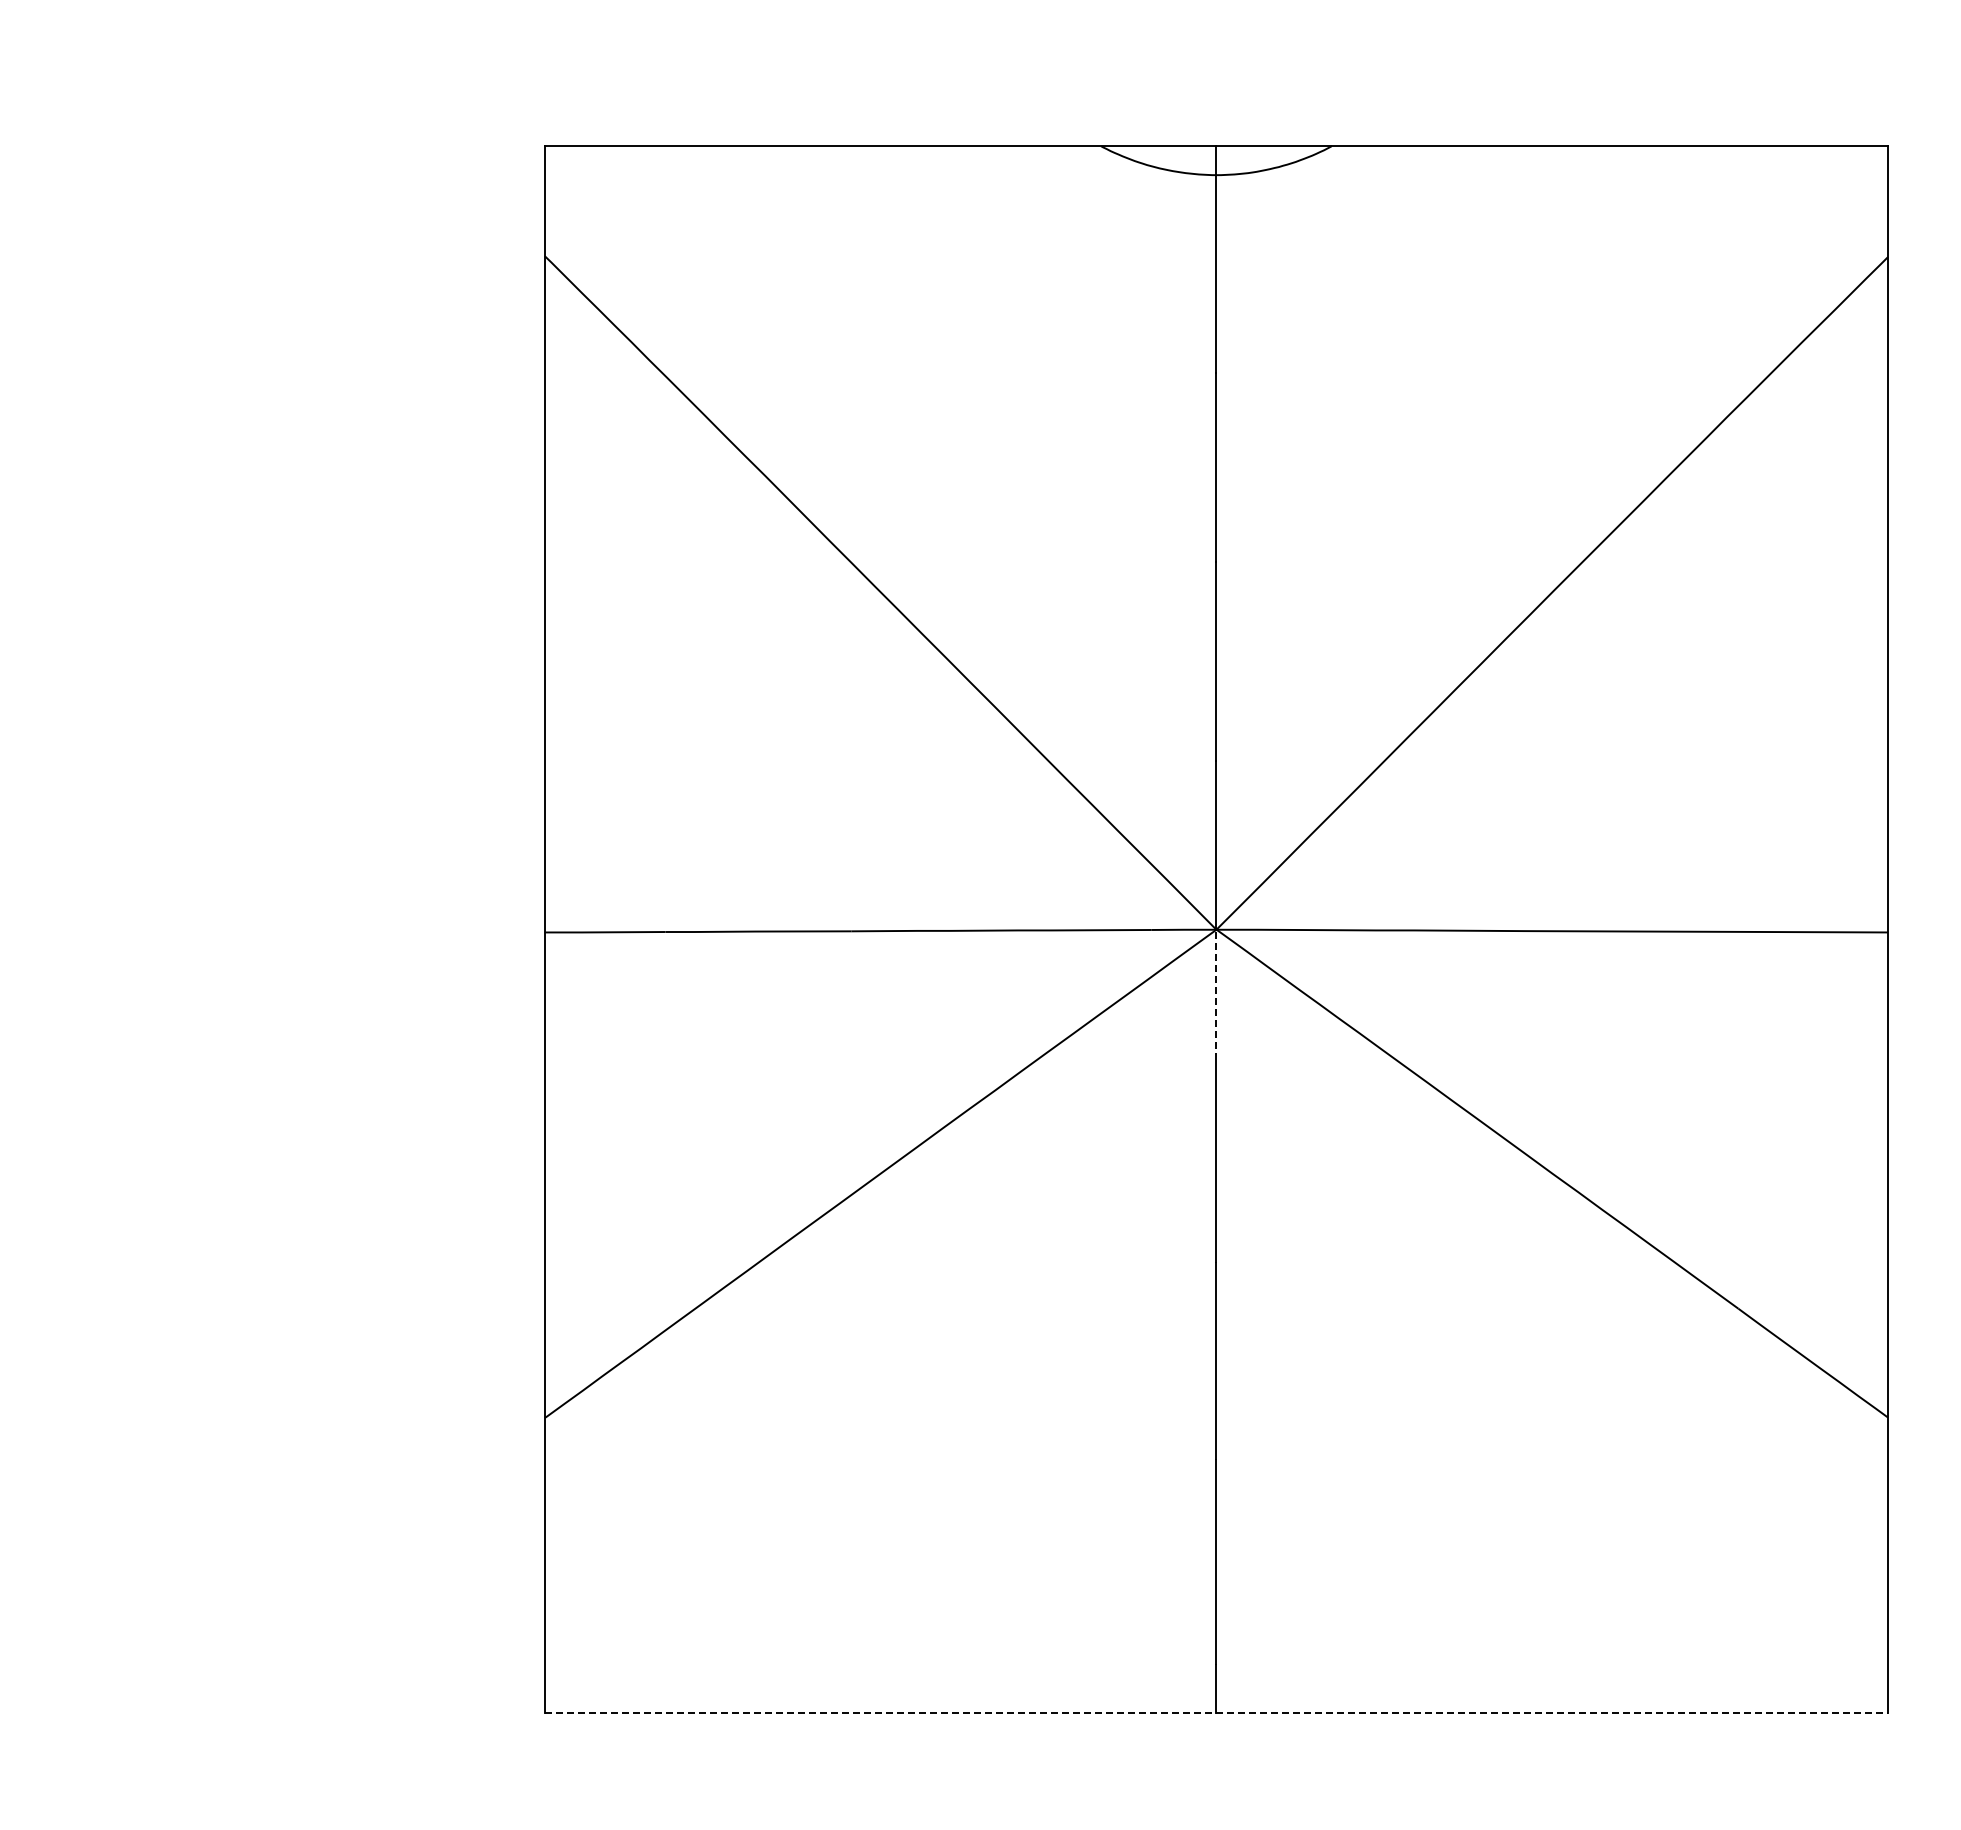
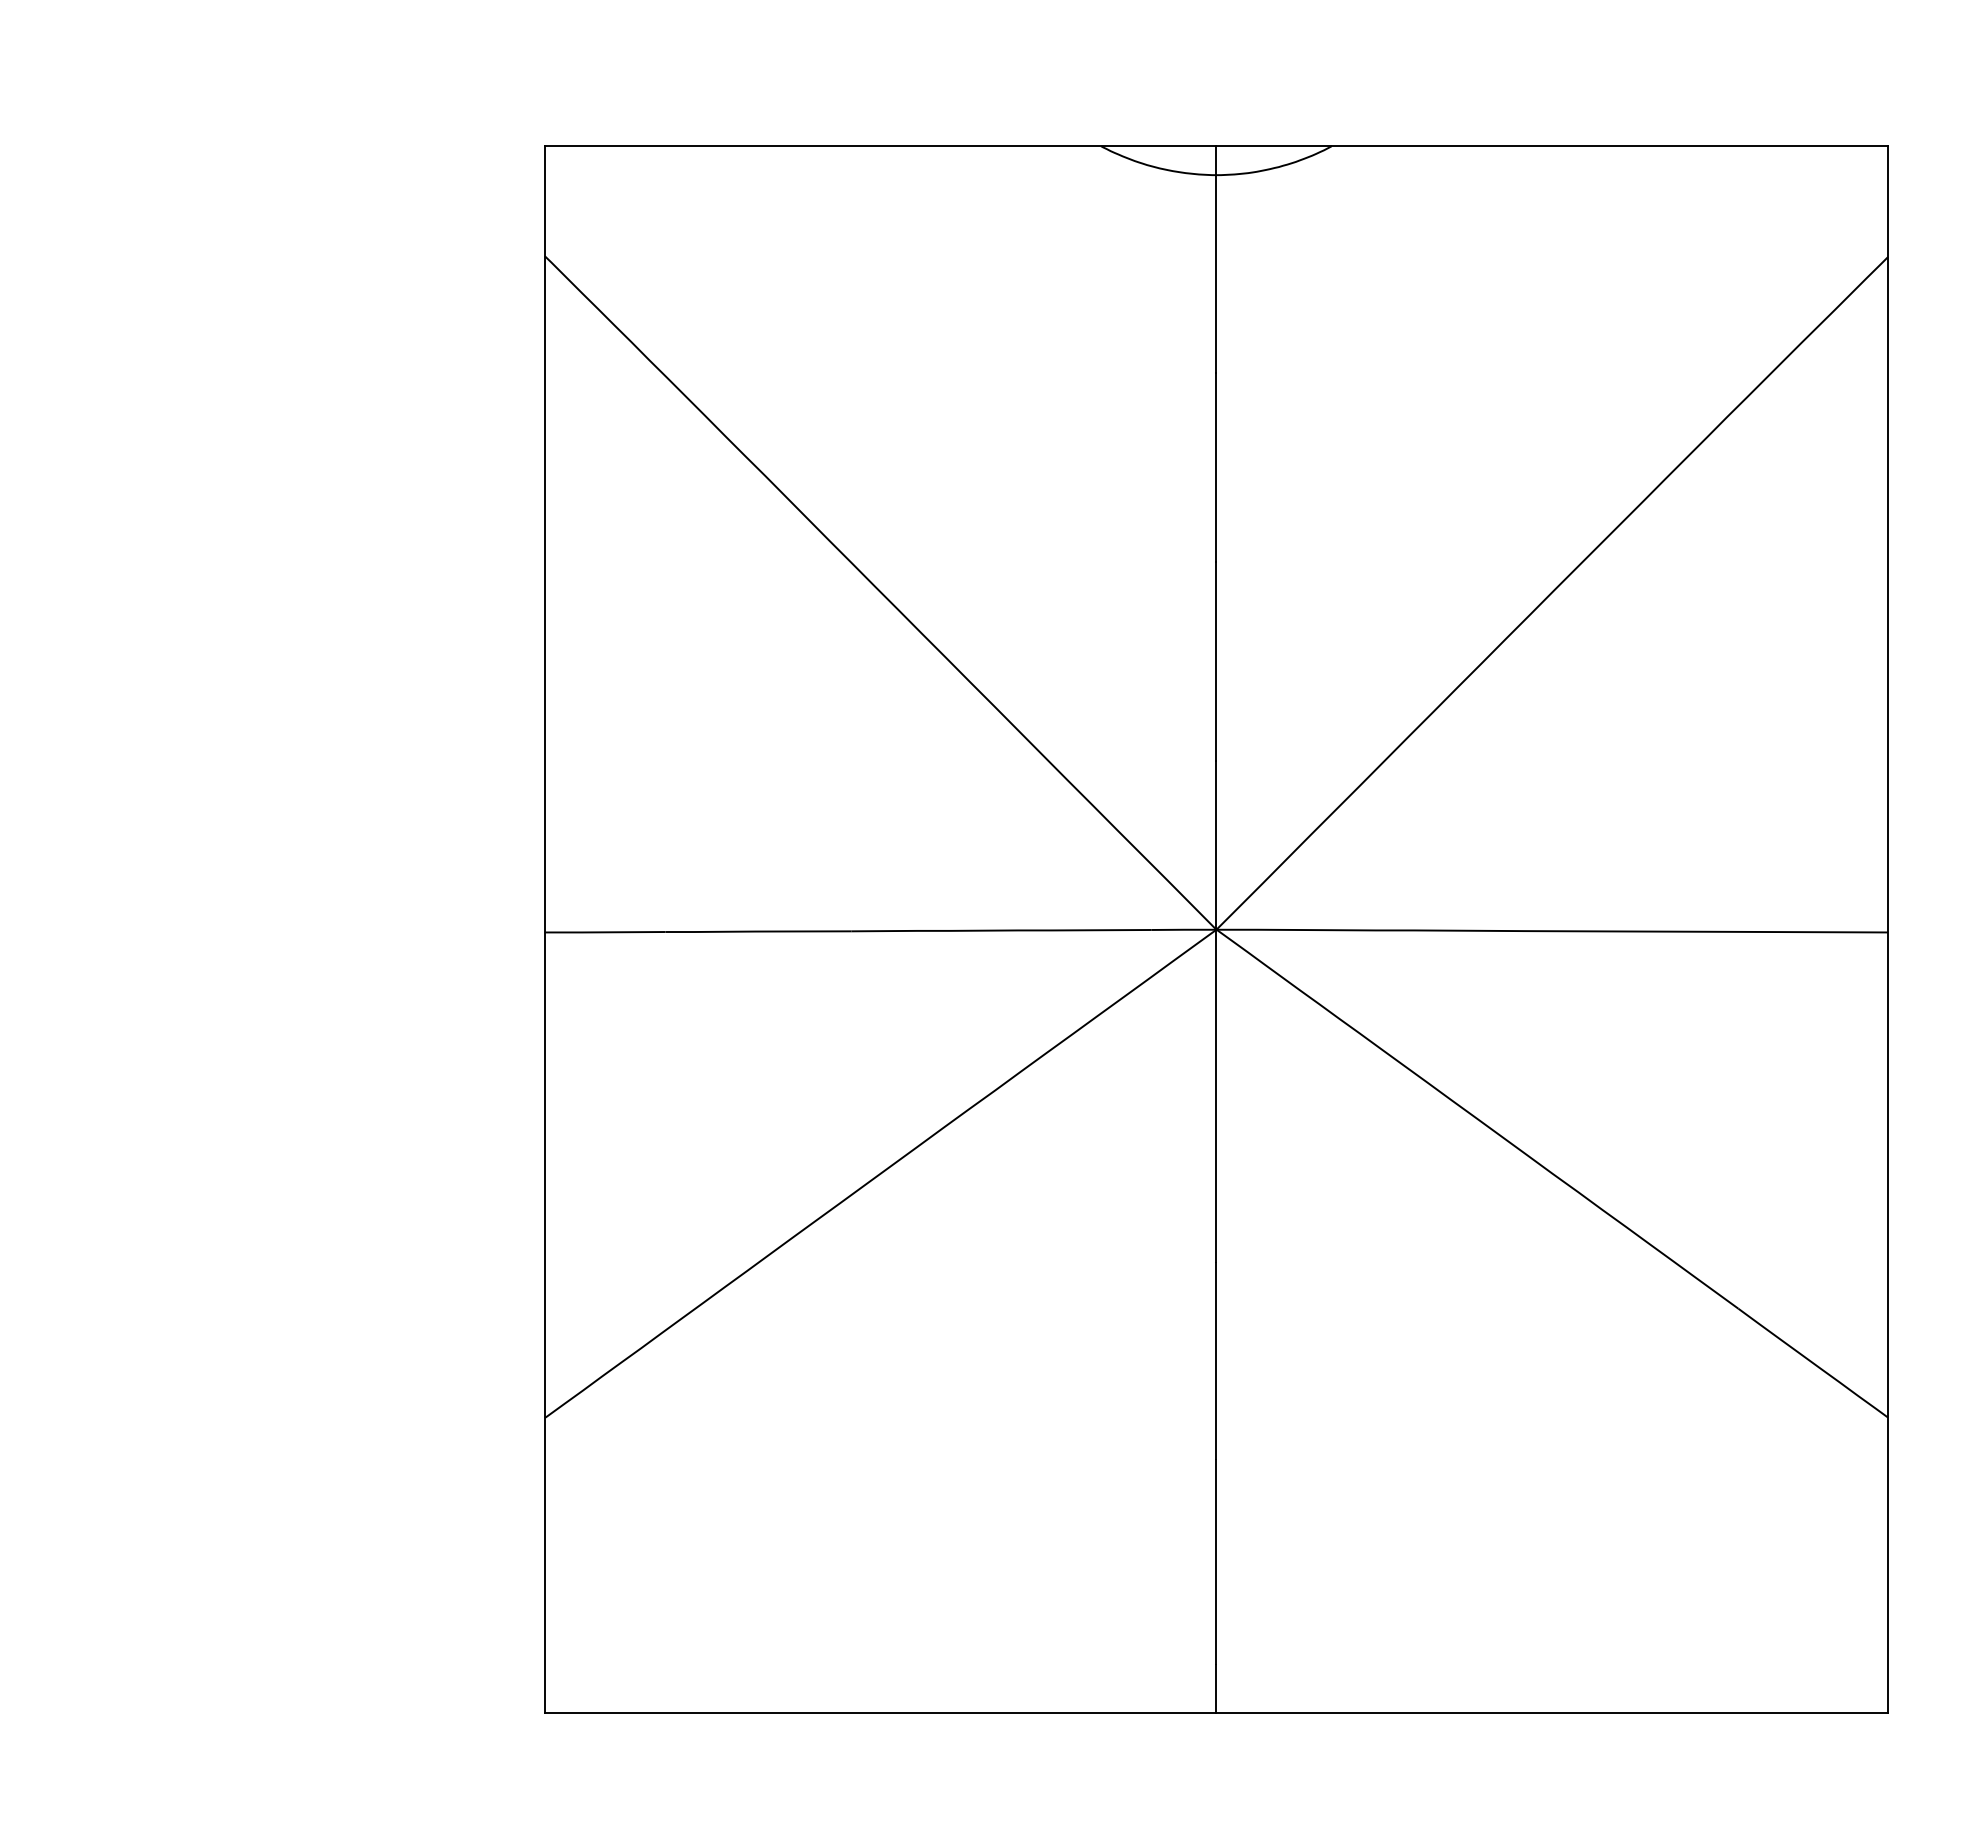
line: dashed -> solid (1216, 993)
line: dashed -> solid (1216, 1713)
